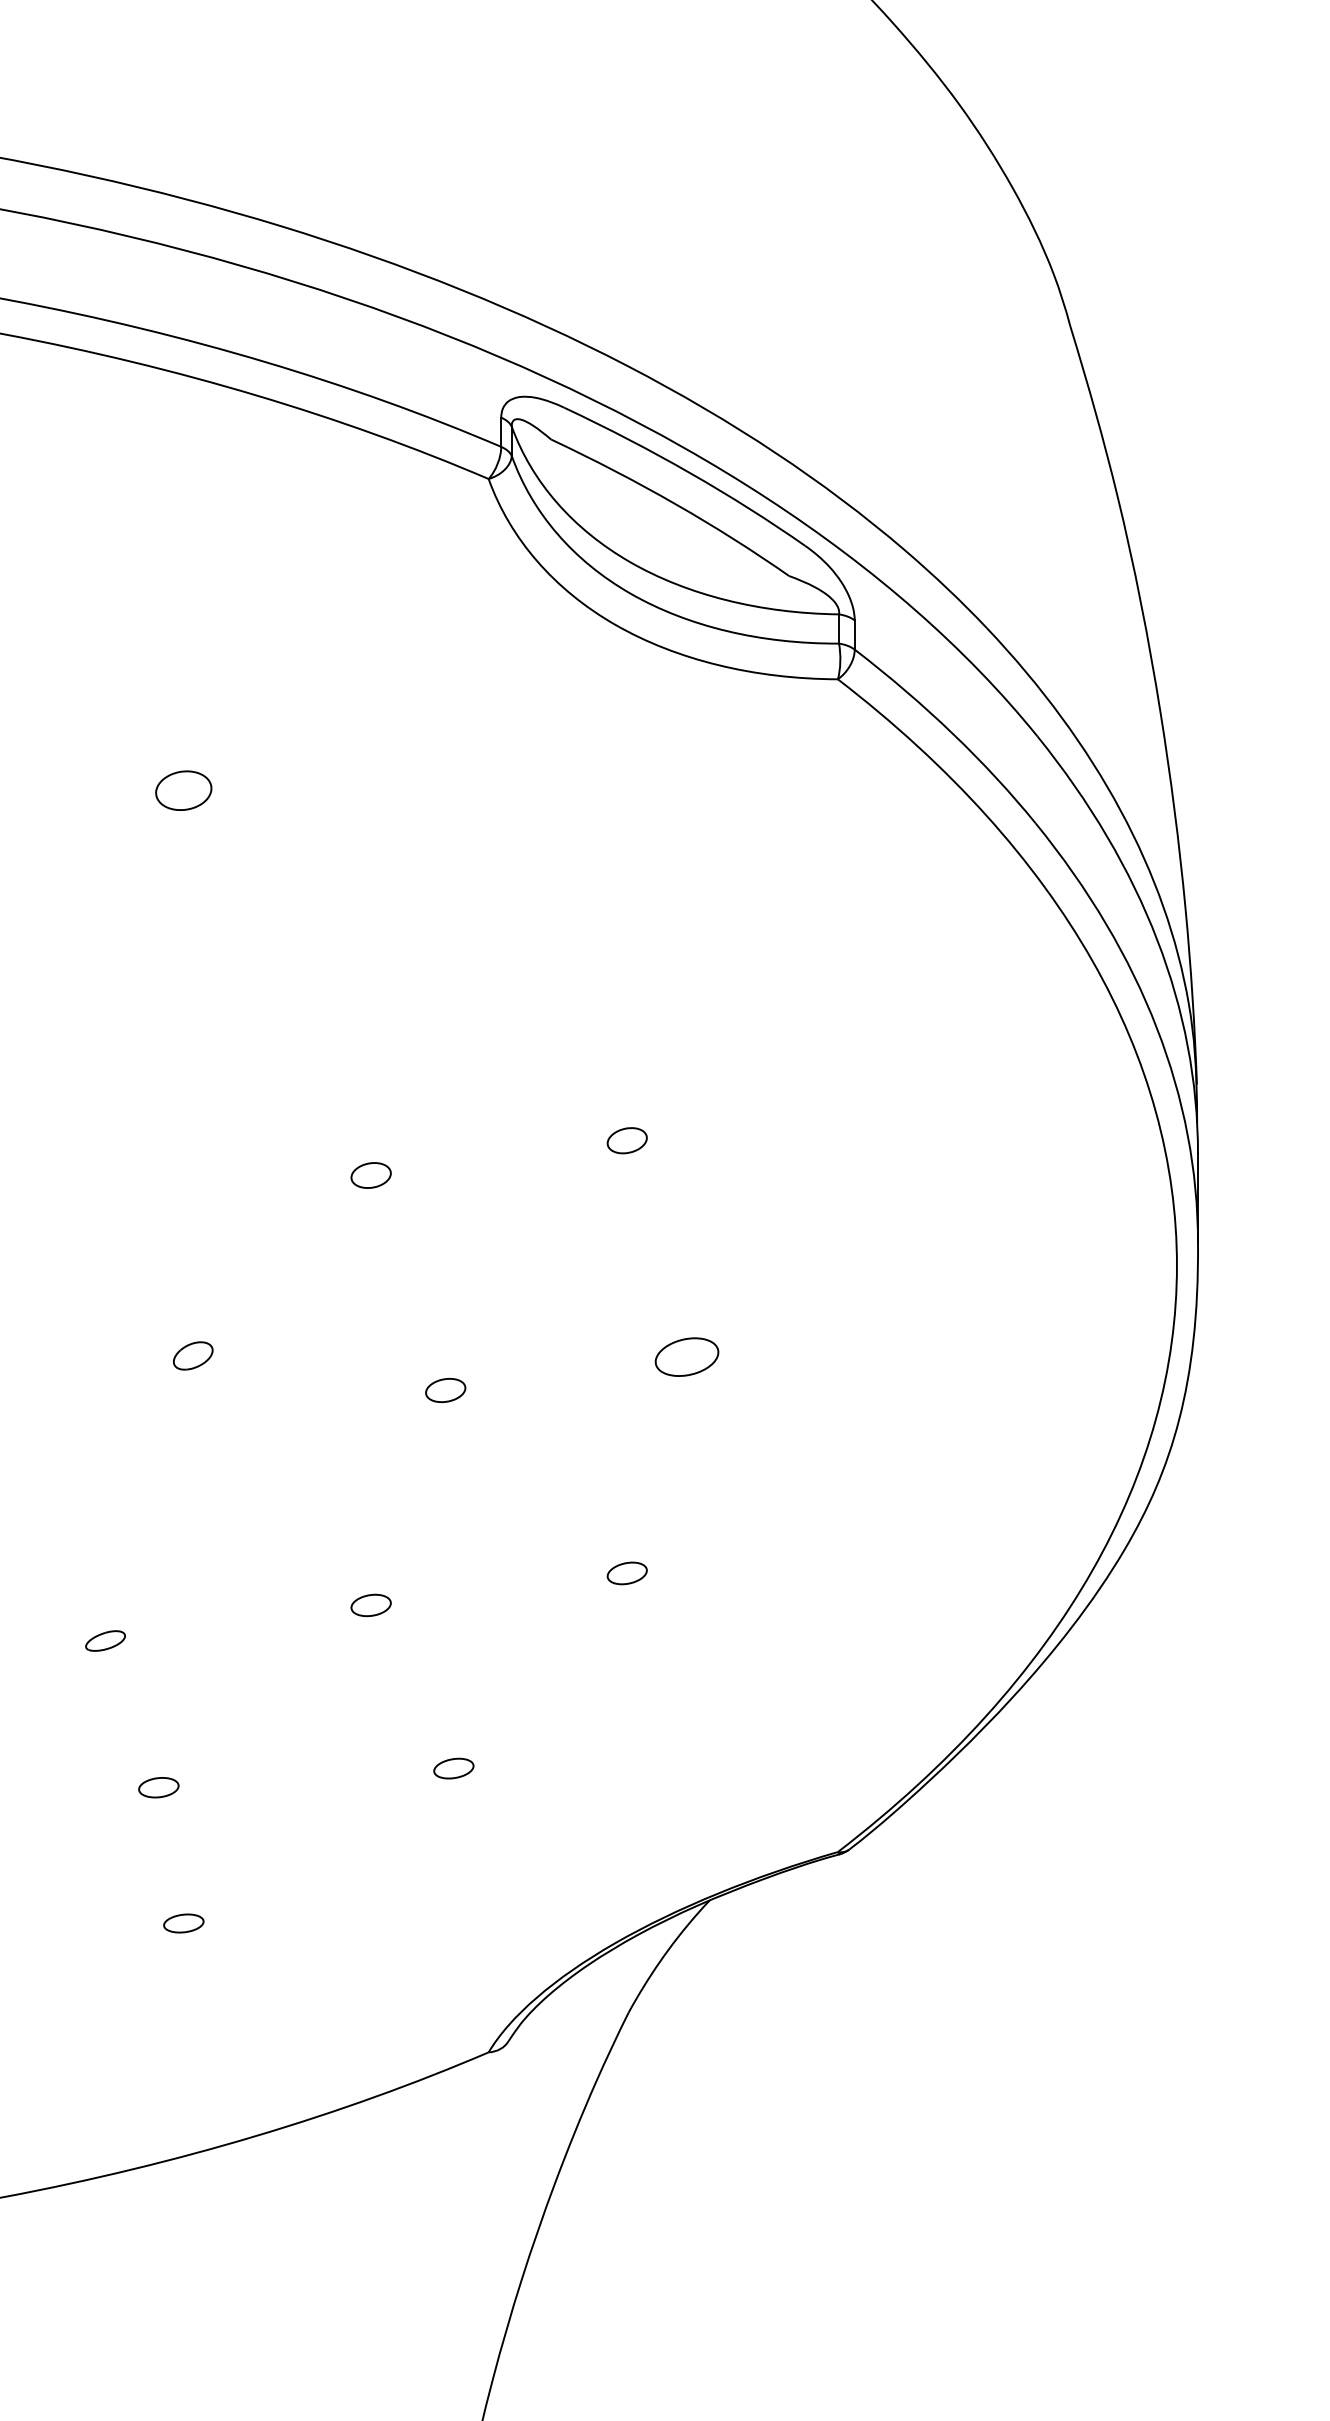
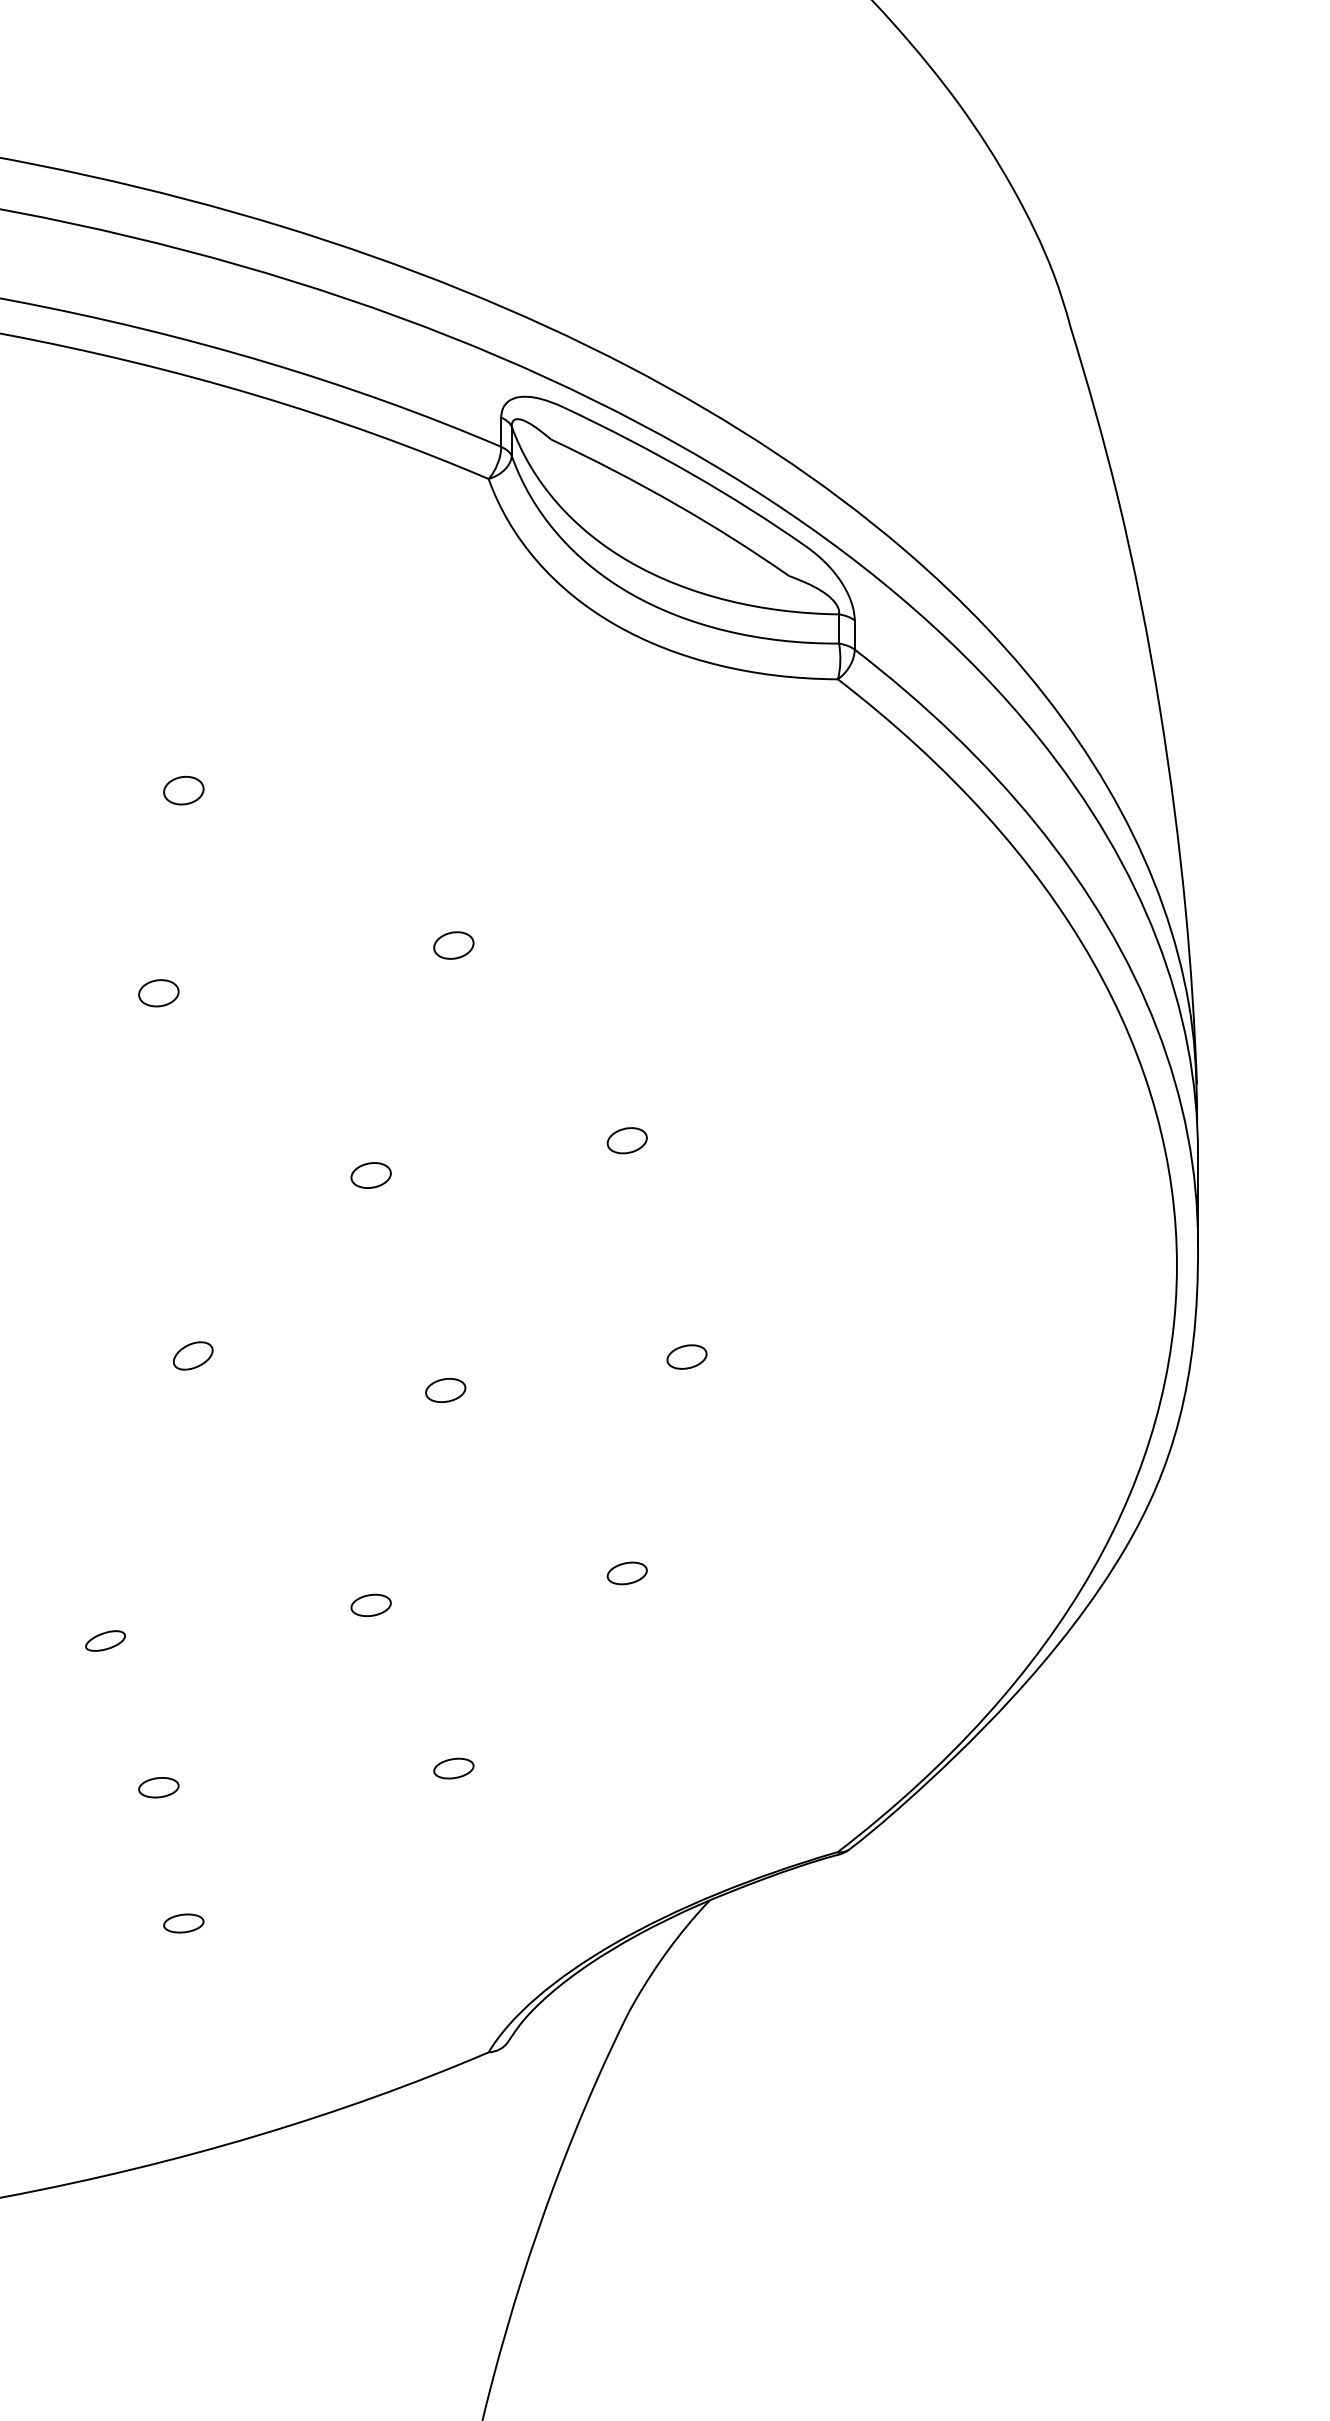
part size: 58x41 px -> 42x31 px (183, 790)
part: none -> present (453, 945)
part: none -> present (158, 993)
part size: 66x40 px -> 42x26 px (686, 1356)
